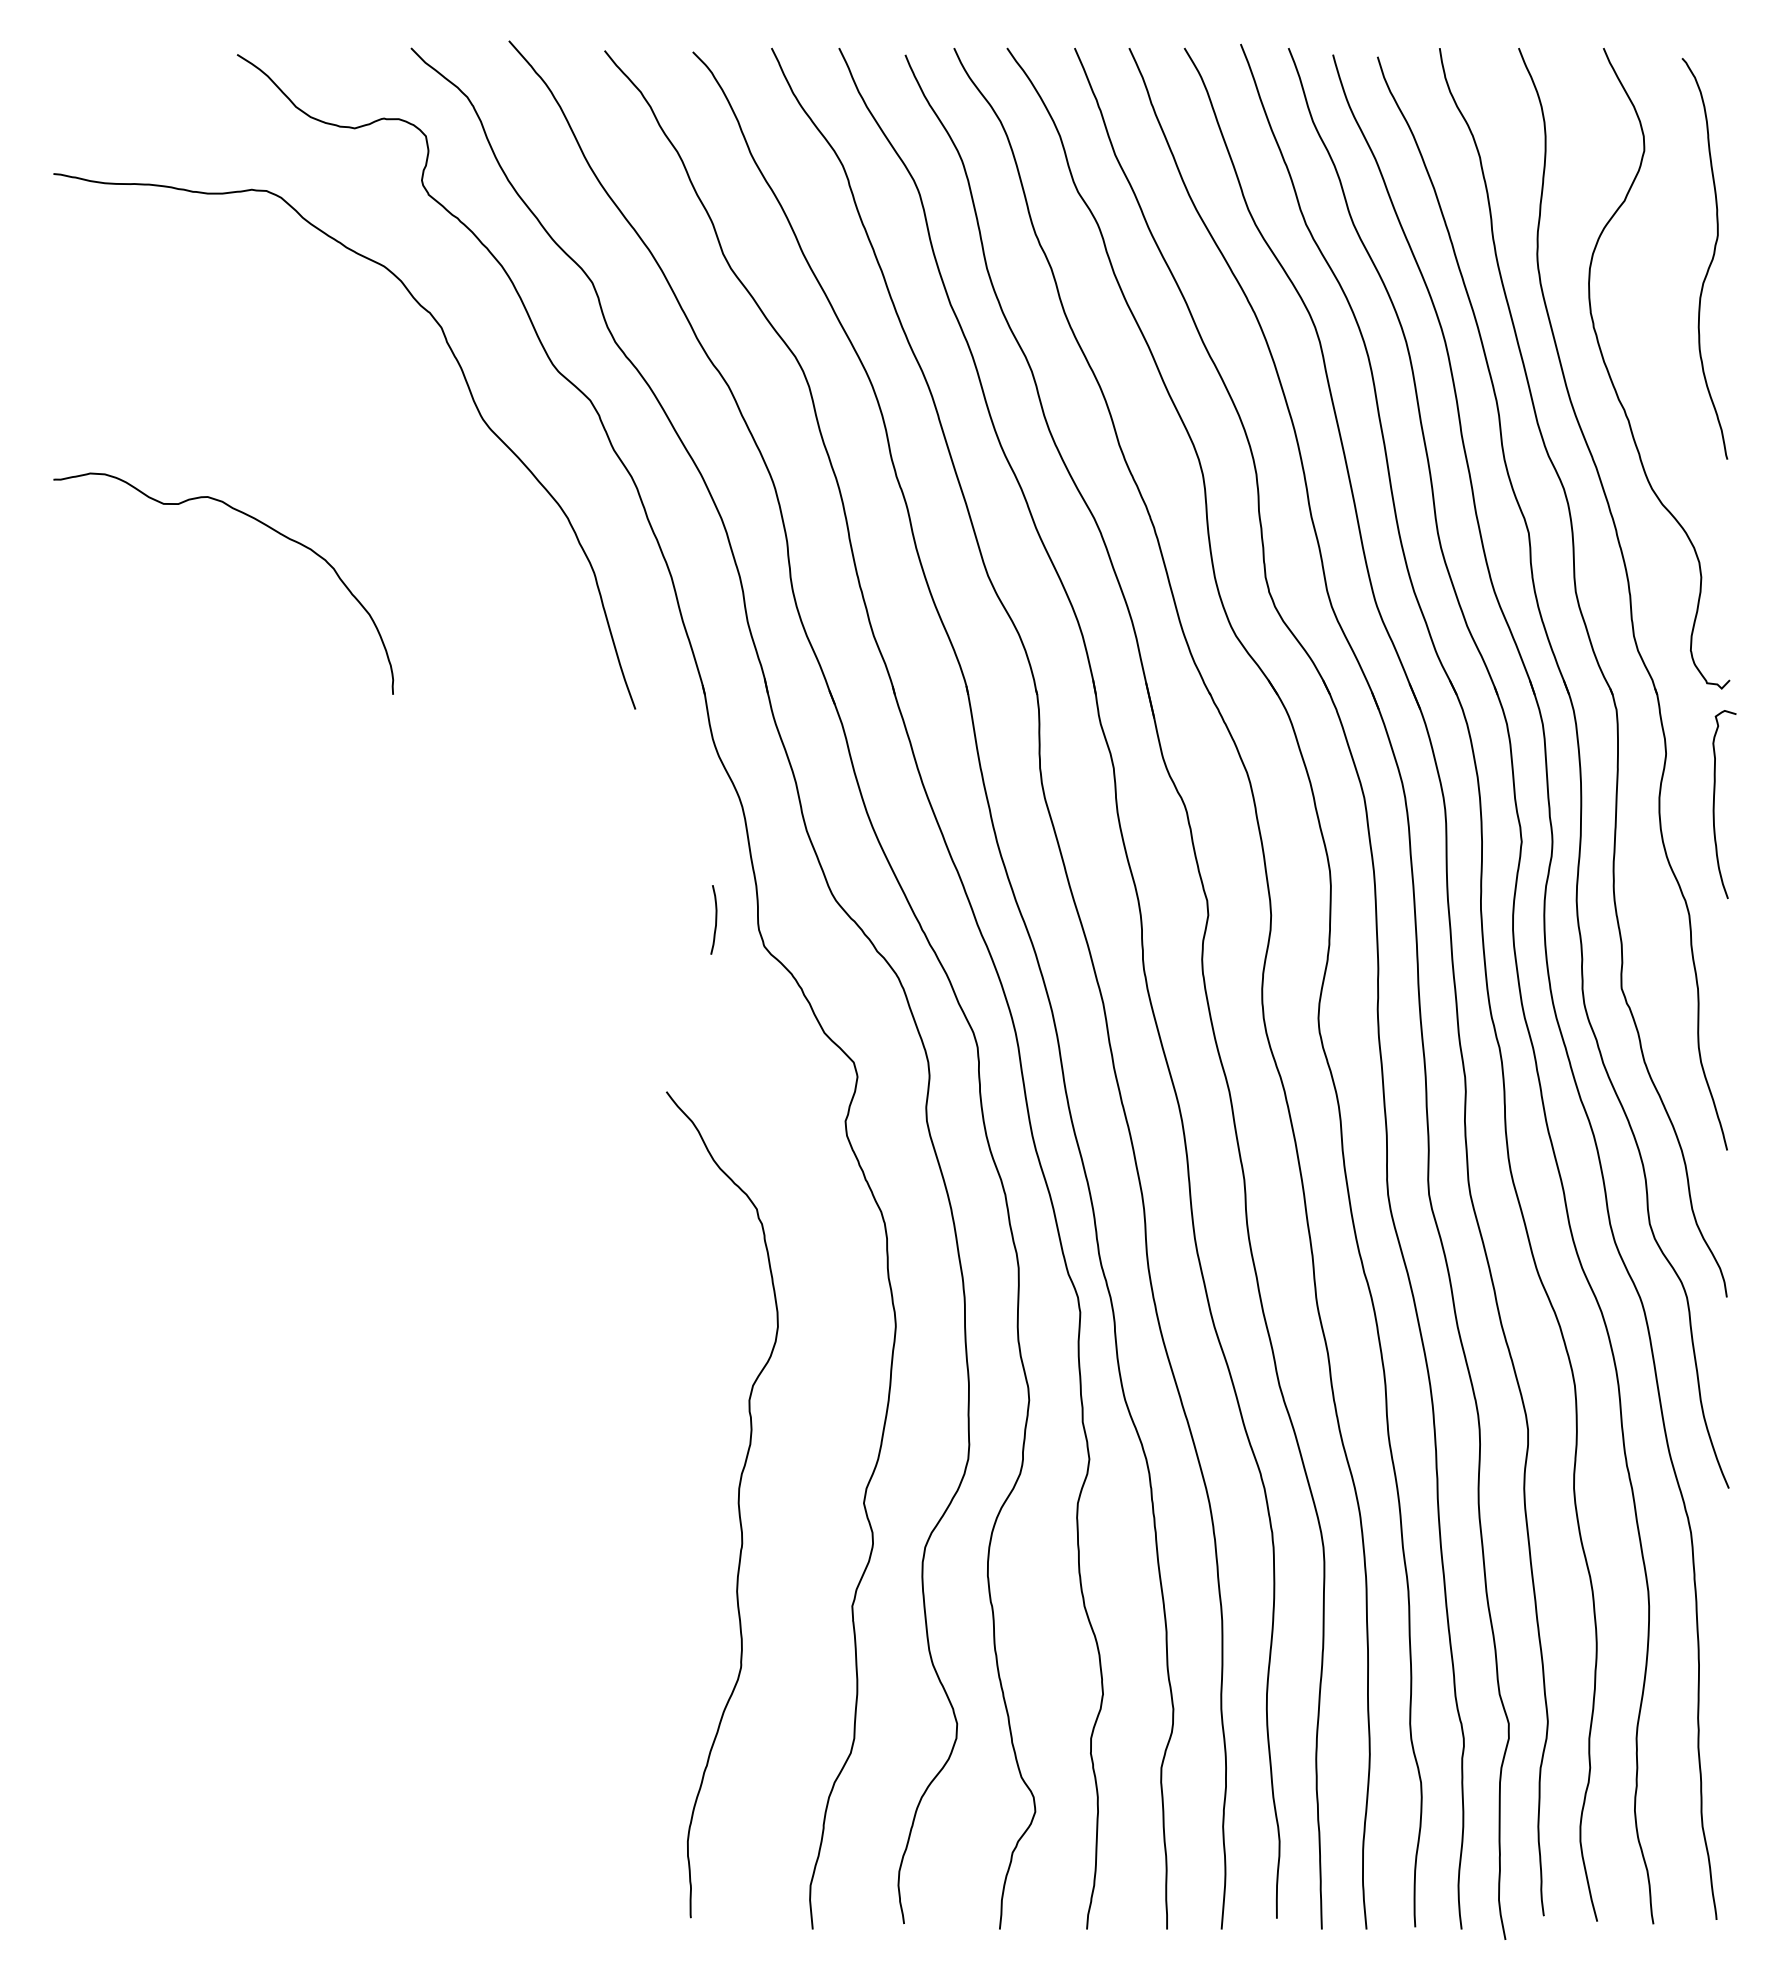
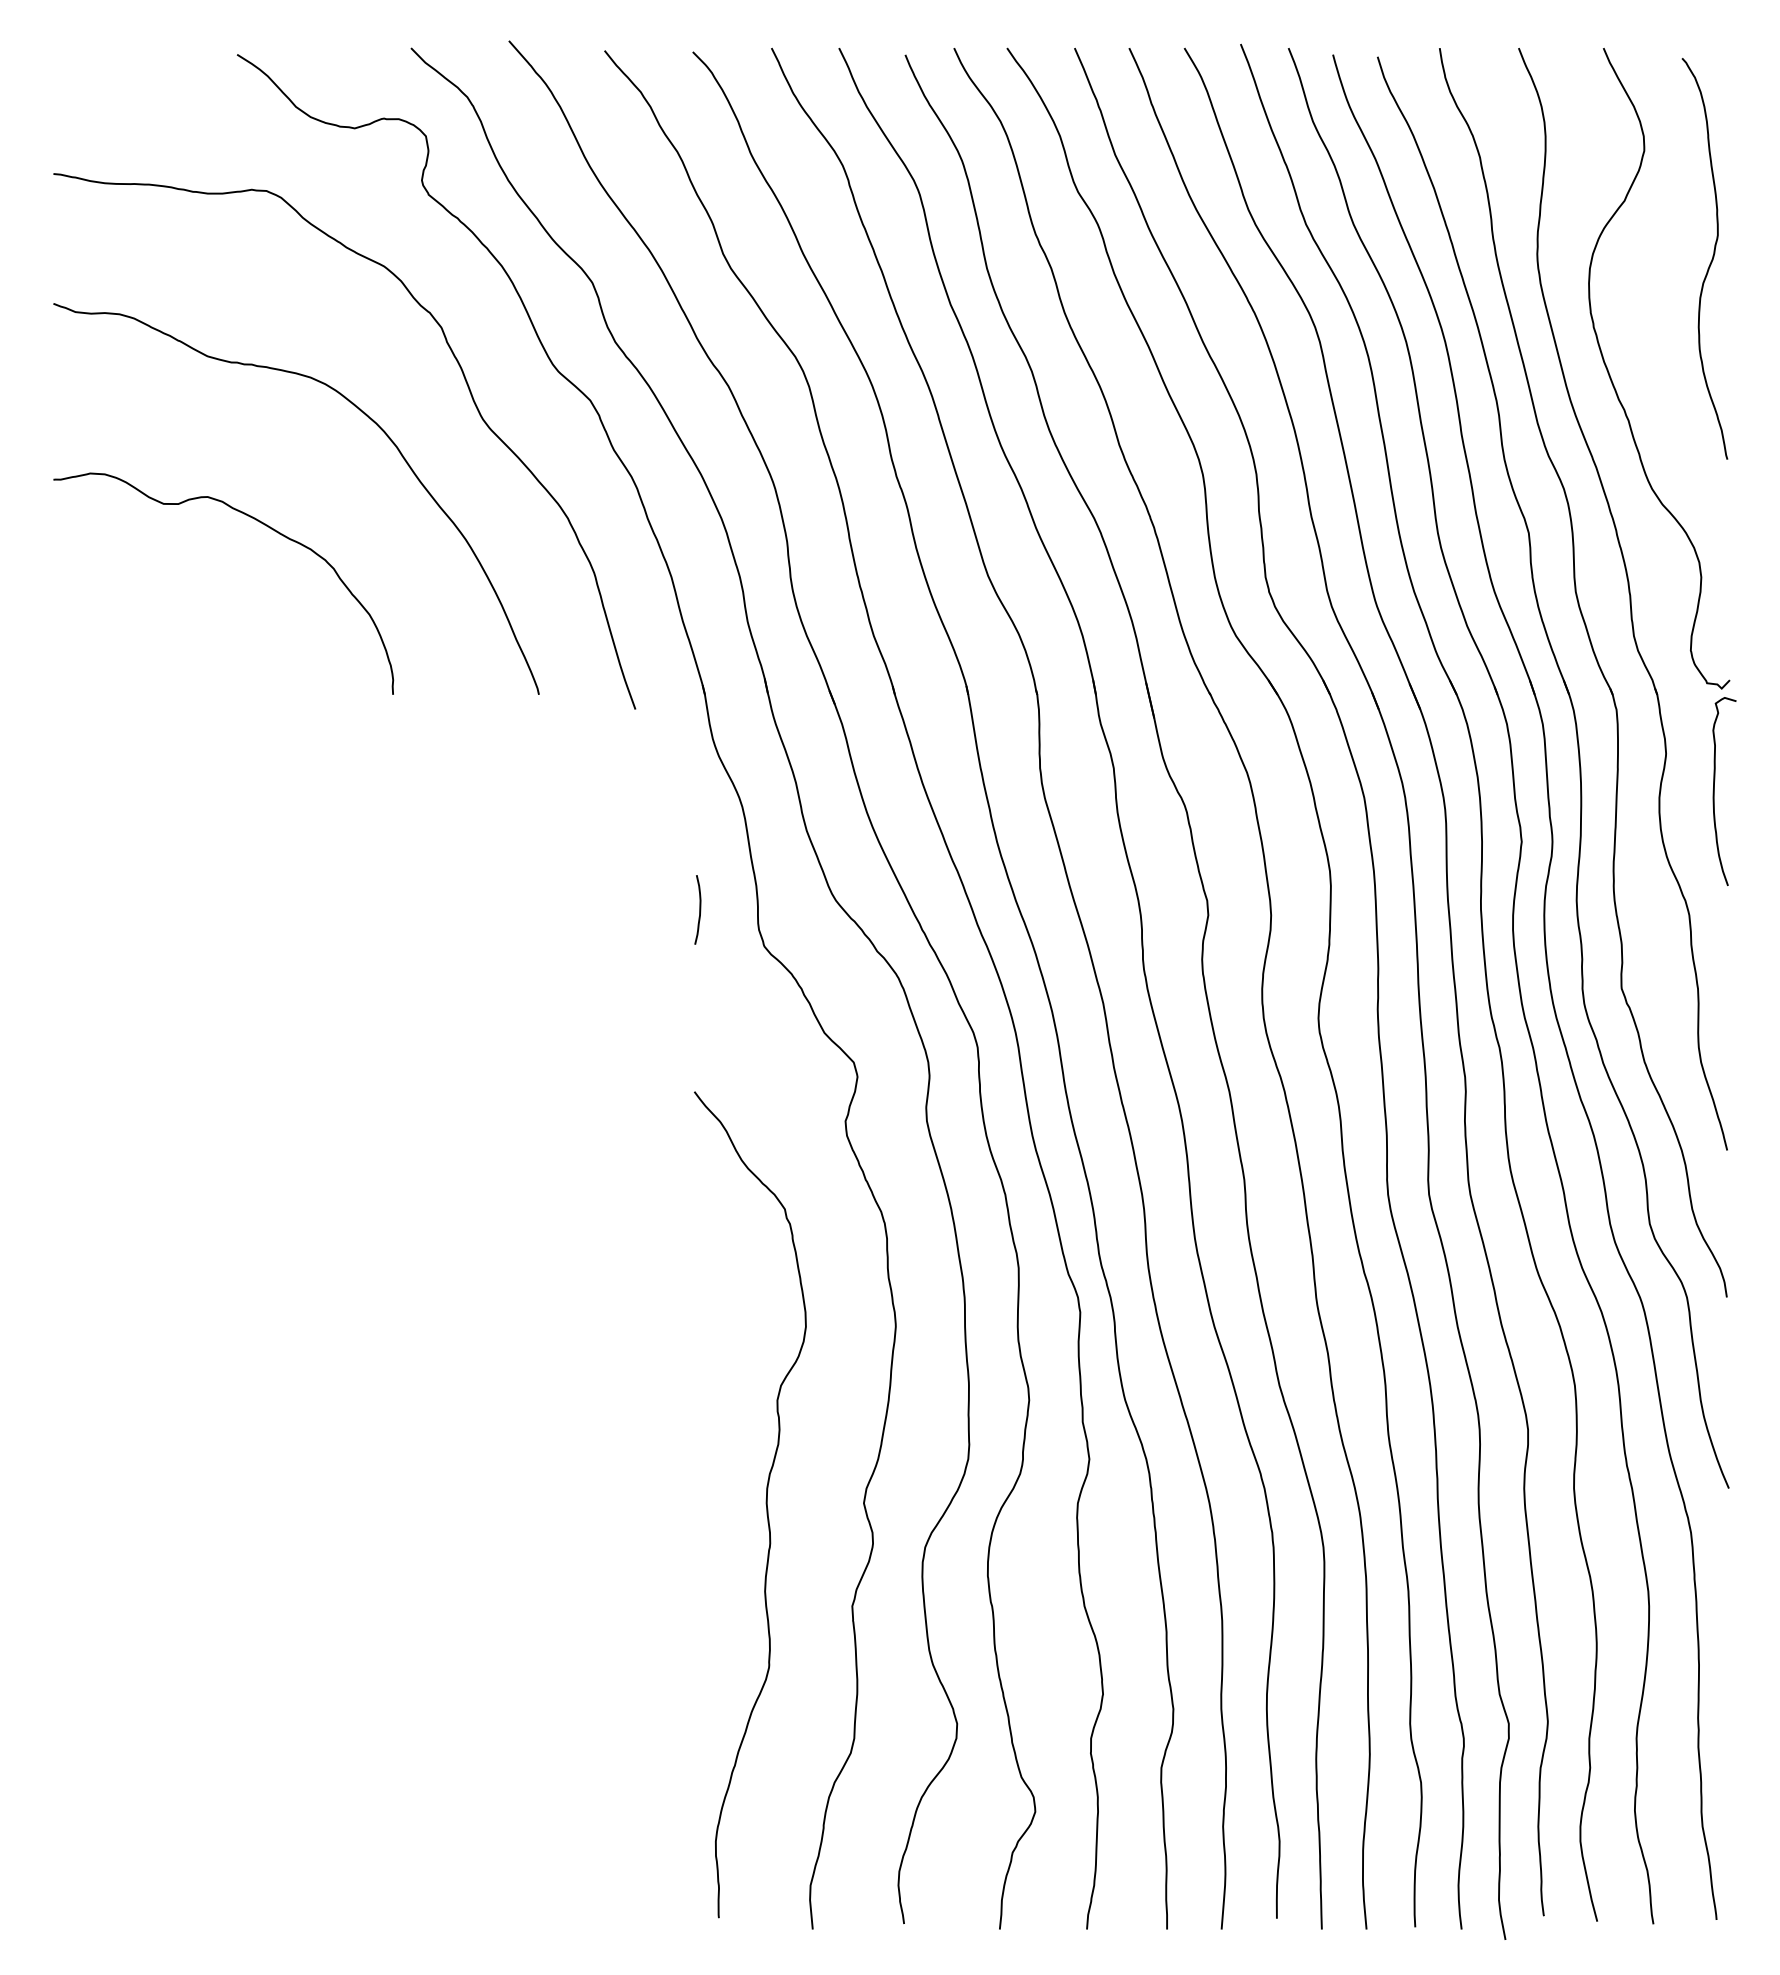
curve: none -> present (368, 418)
curve position: (1714, 804) -> (1714, 791) (1714, 791)
curve position: (715, 919) -> (699, 909) (699, 909)
curve position: (737, 1504) -> (765, 1504) (765, 1504)
